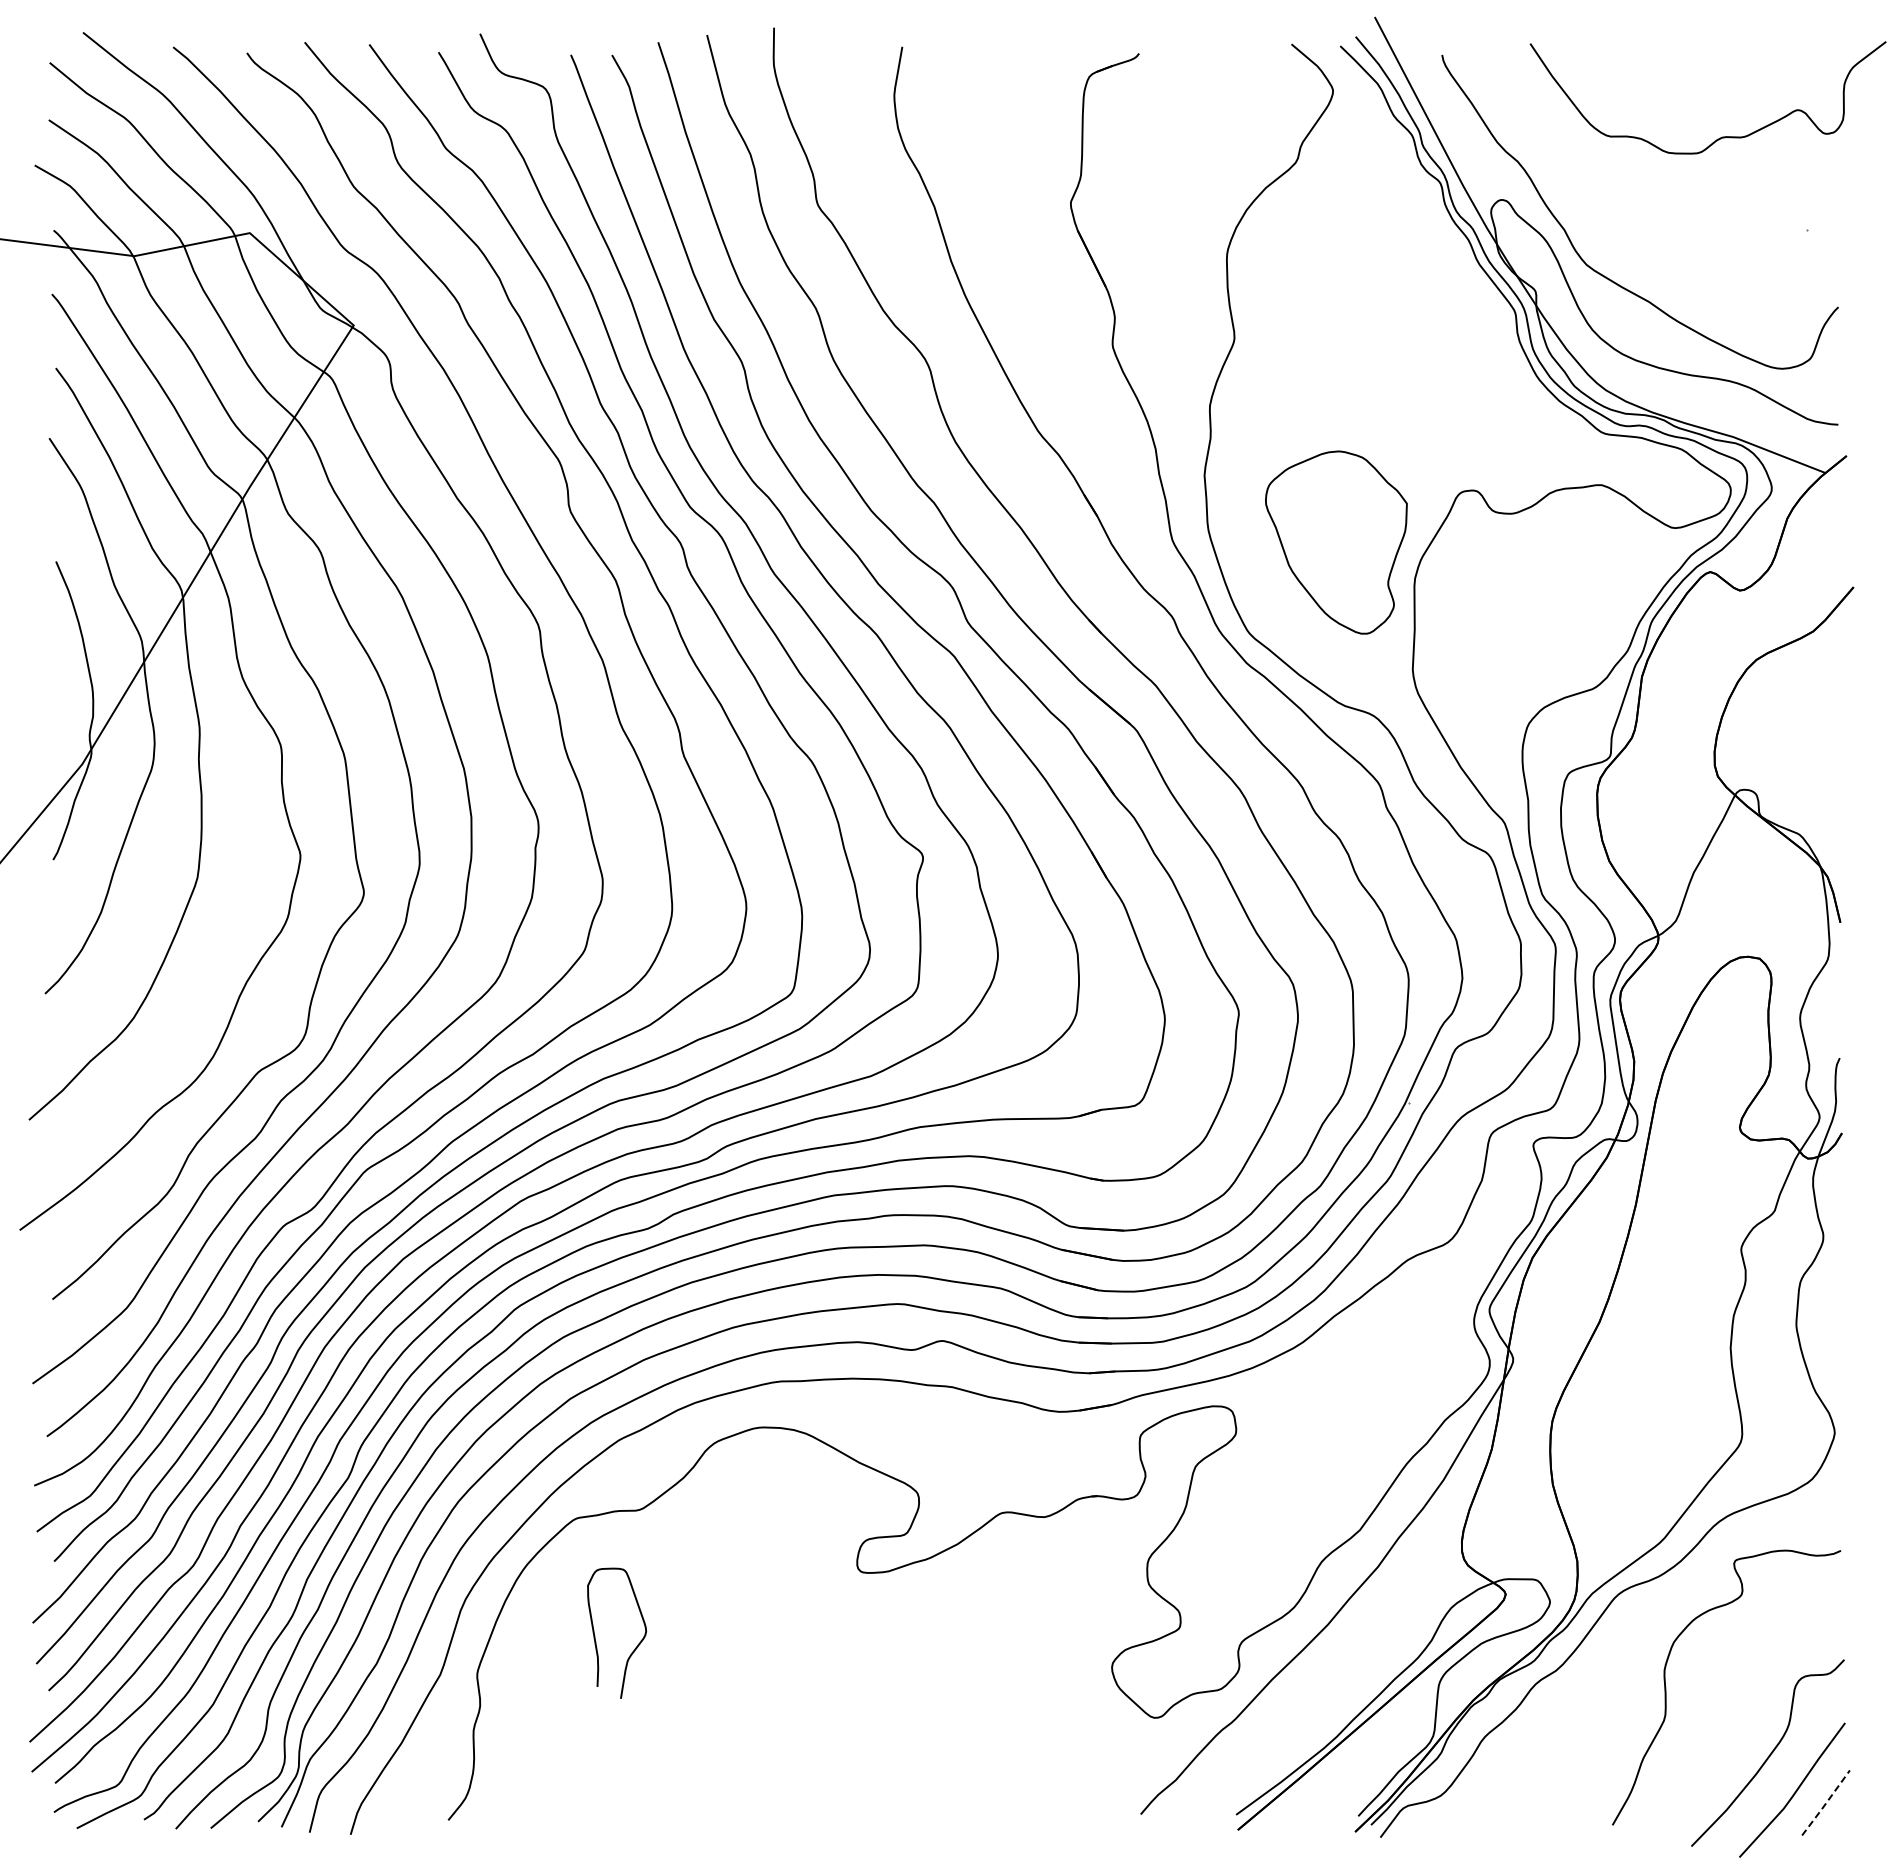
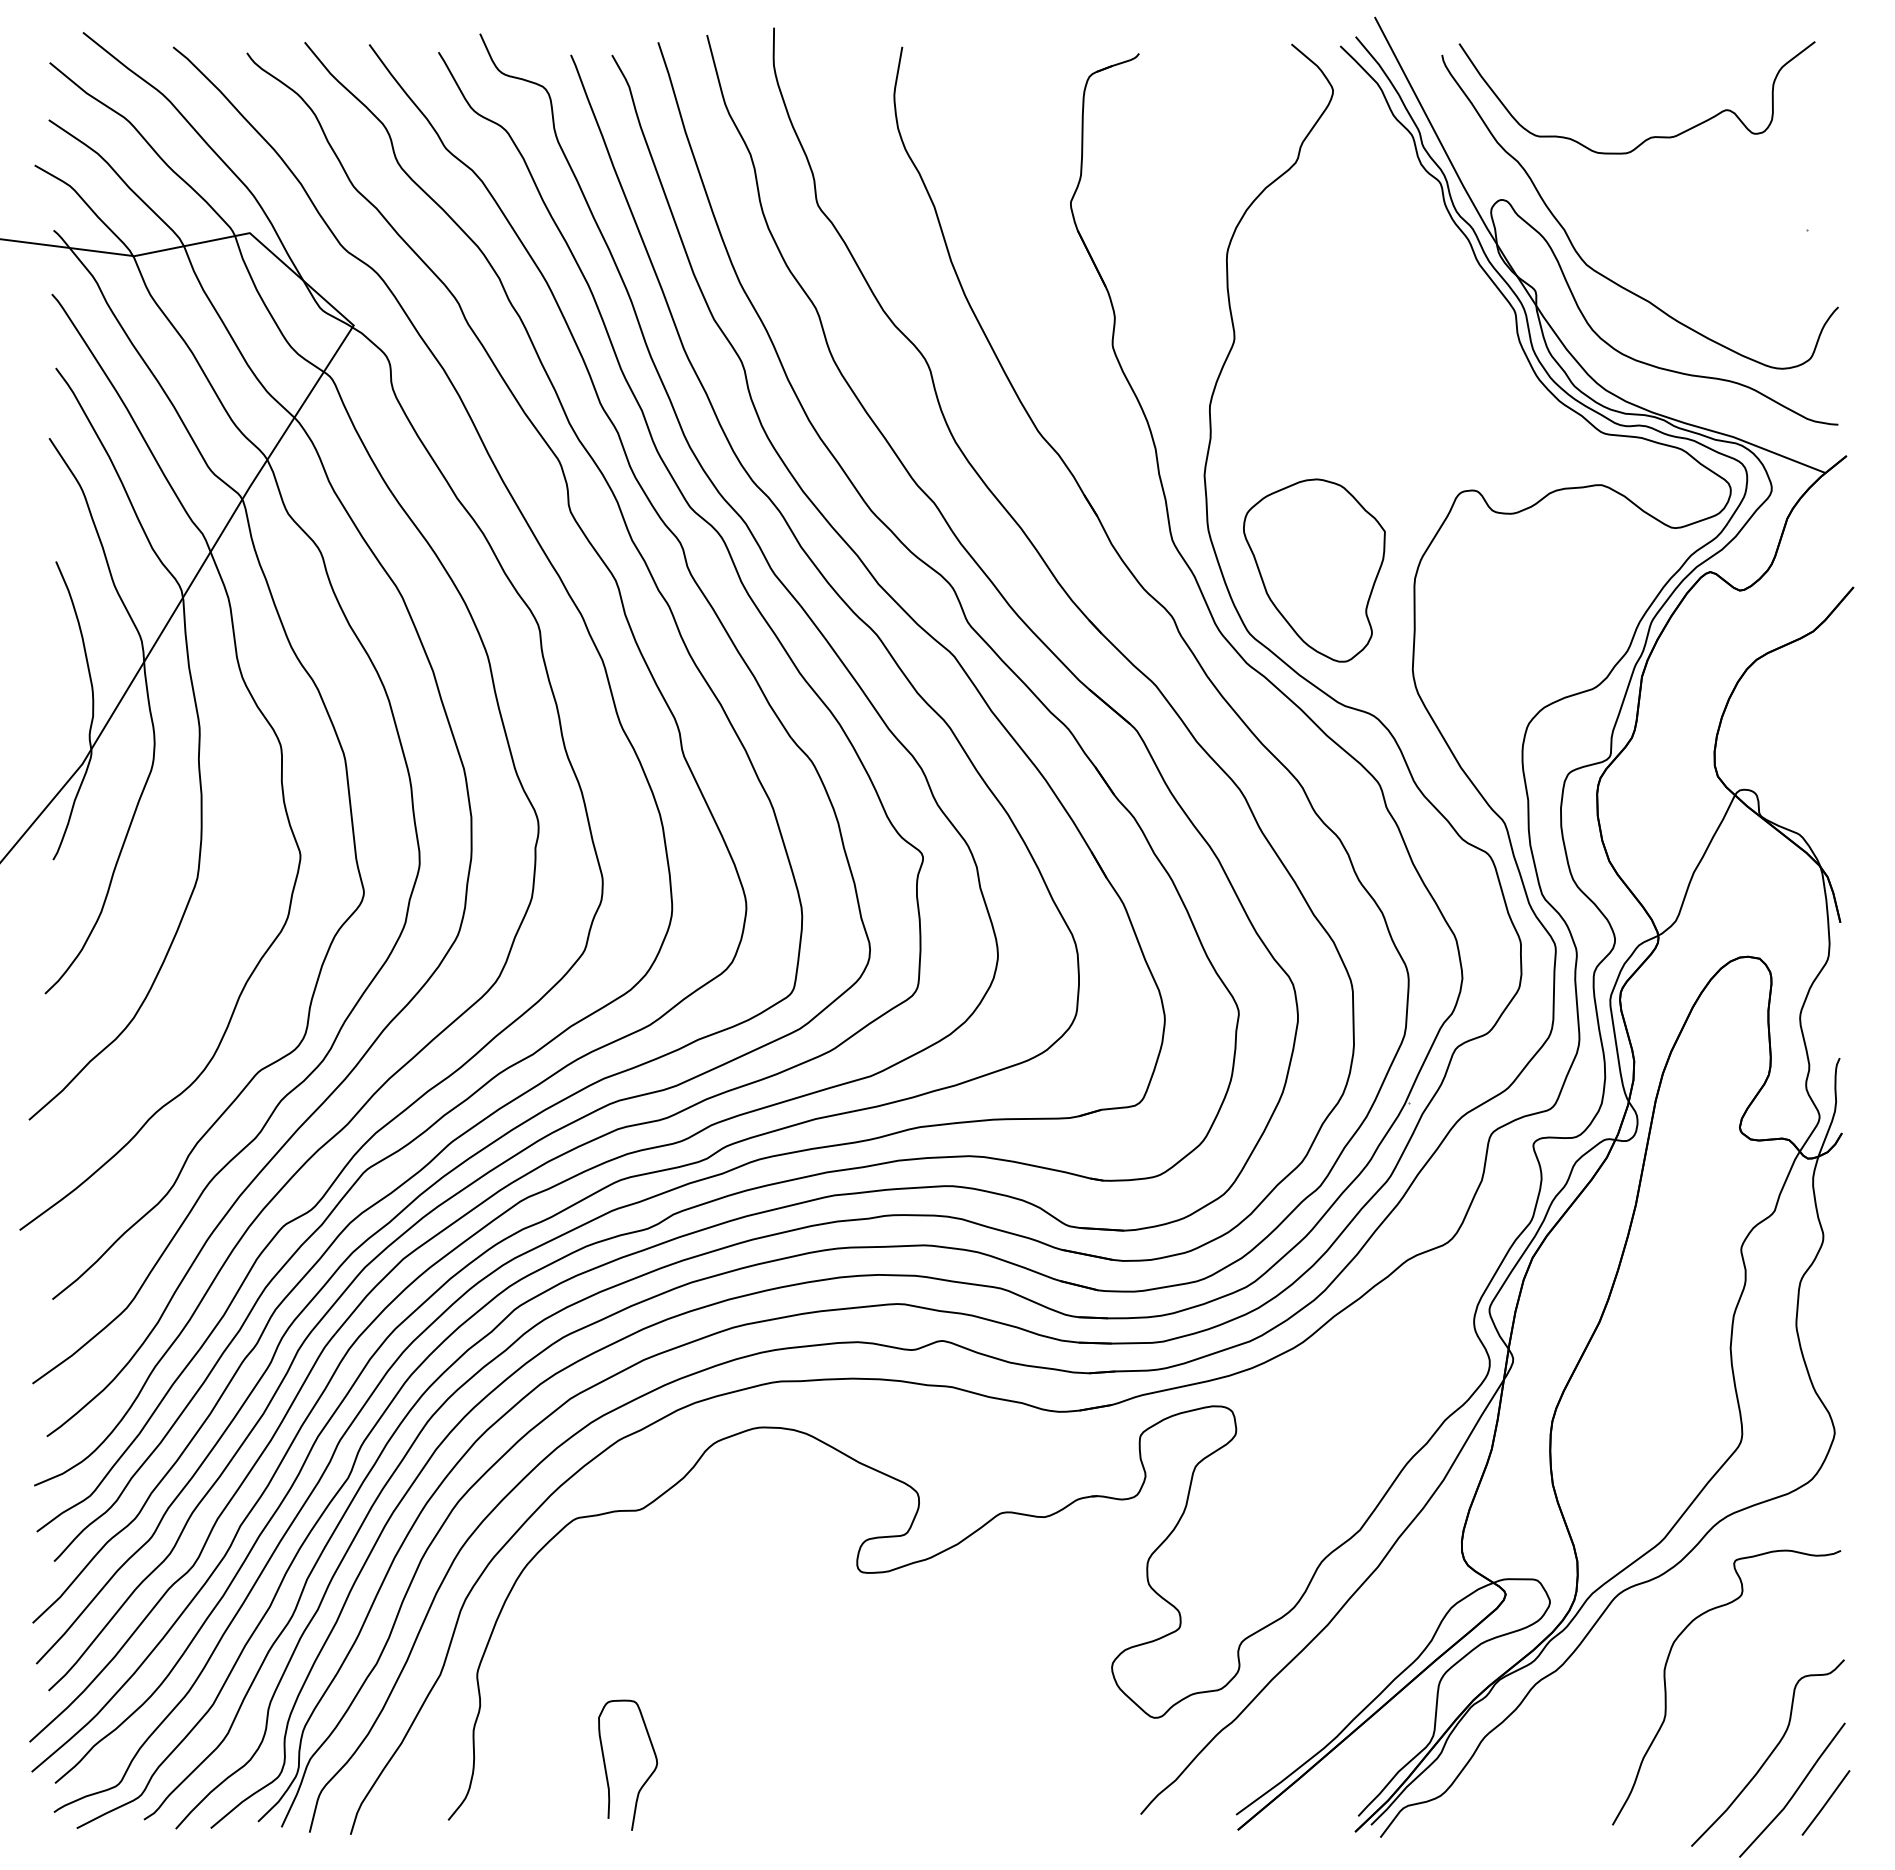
curve position: (1722, 136) -> (1651, 136) (1651, 136)
part position: (1336, 542) -> (1314, 570) (1314, 570)
curve position: (595, 1635) -> (606, 1767) (606, 1767)
line: dashed -> solid (1825, 1803)
